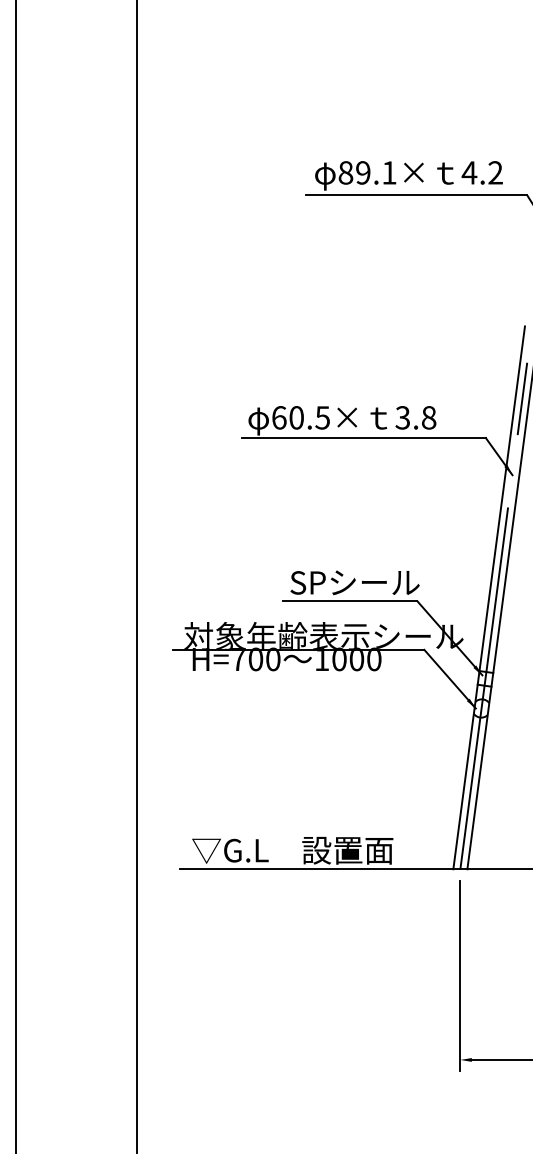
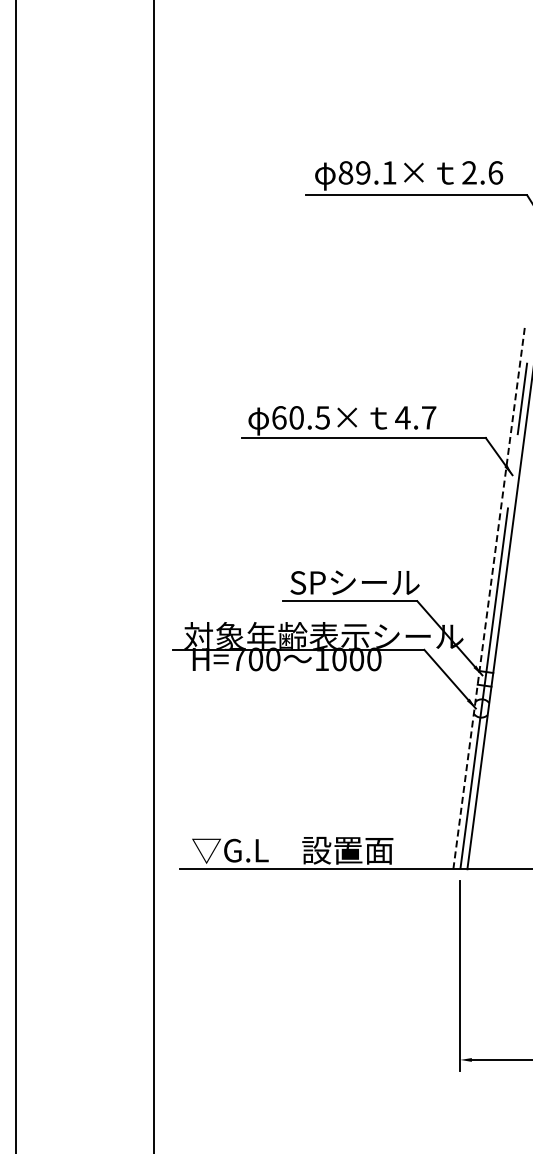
text: 4.2 -> 2.6 (482, 172)
text: 3.8 -> 4.7 (415, 417)
line position: (136, 576) -> (153, 576) (153, 576)
line: solid -> dashed (489, 597)
